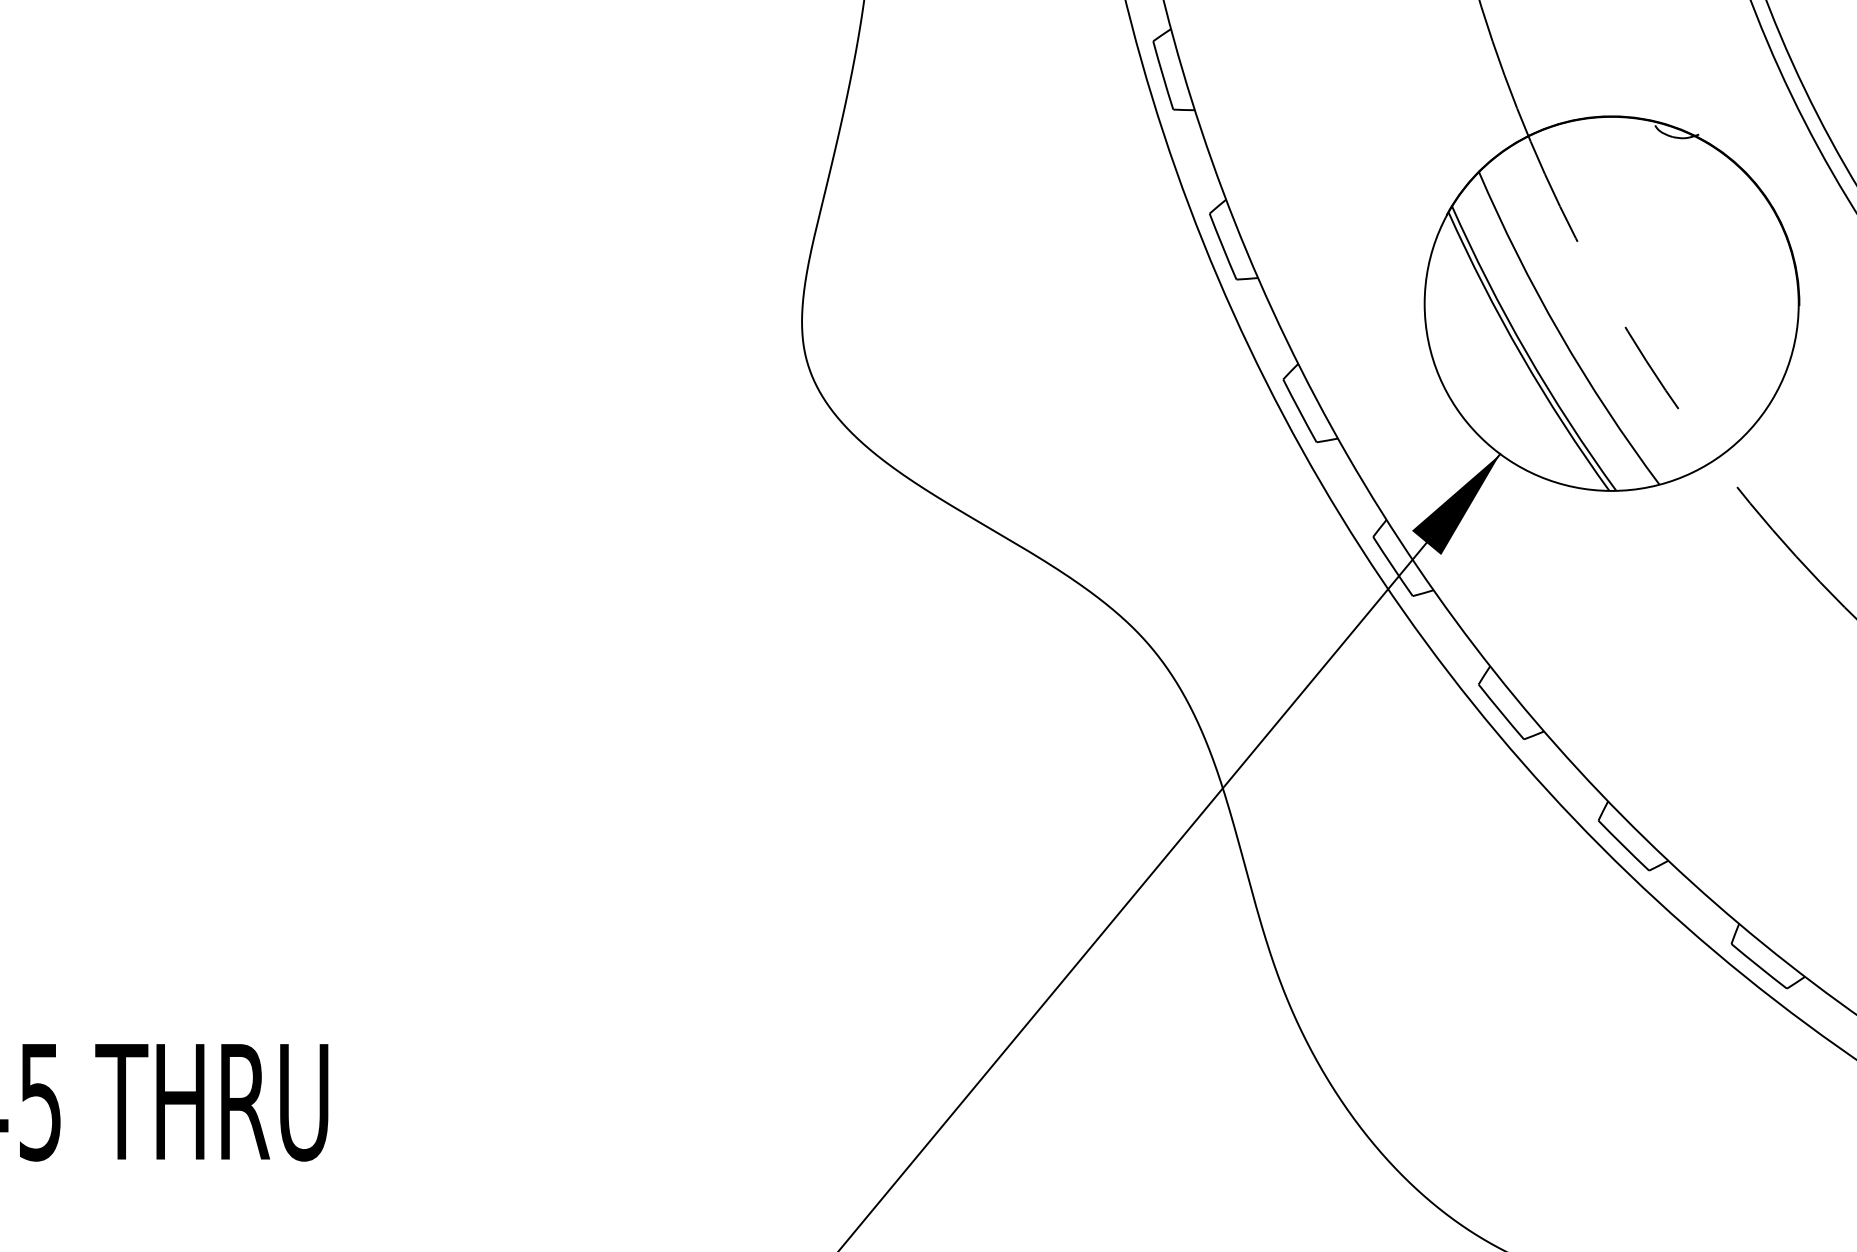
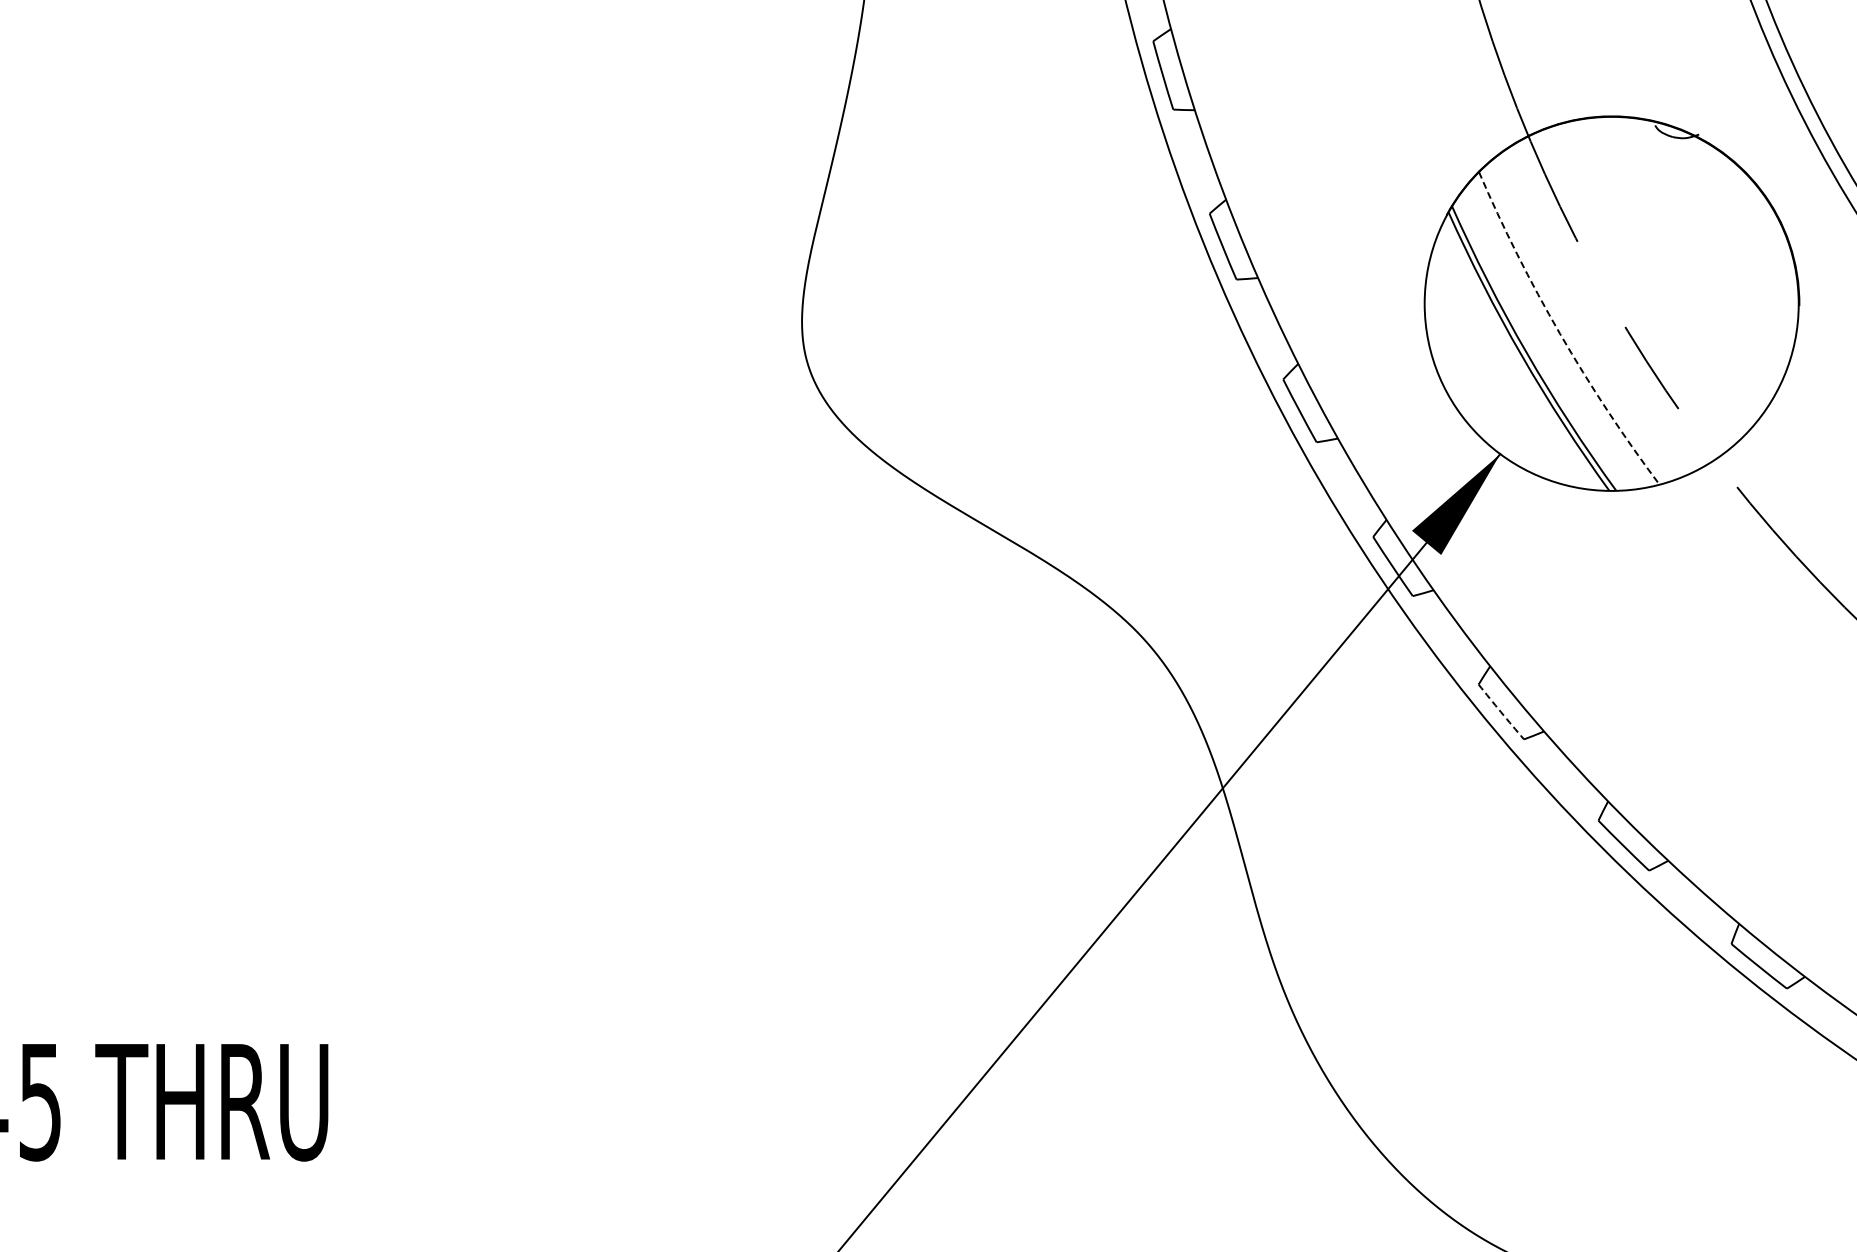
arc: solid -> dashed (1560, 333)
arc: solid -> dashed (1501, 712)
